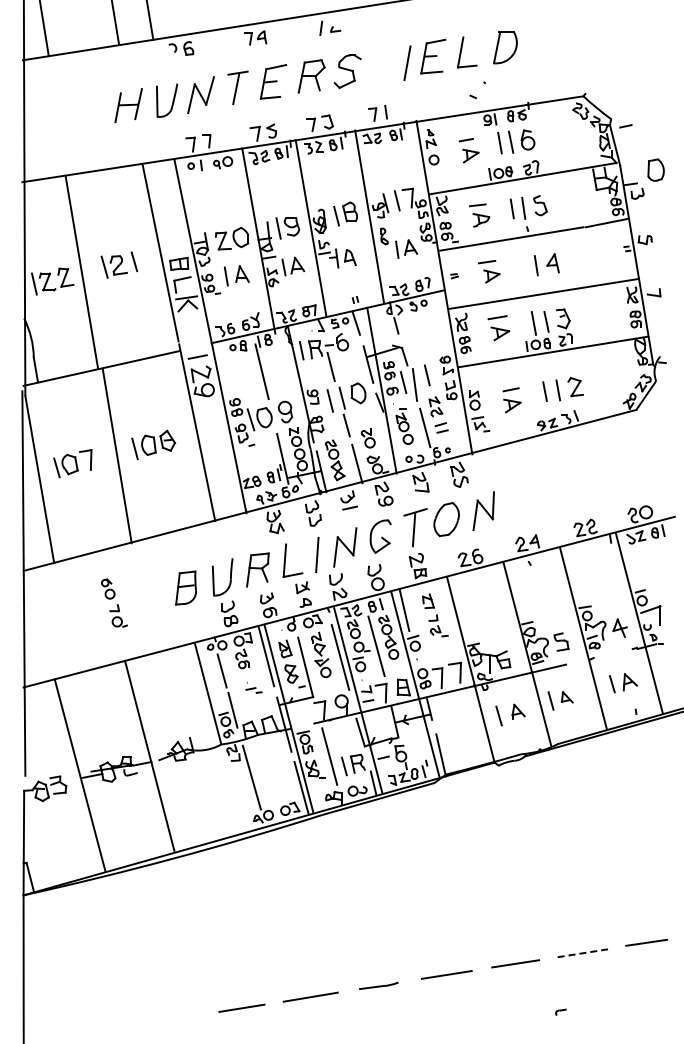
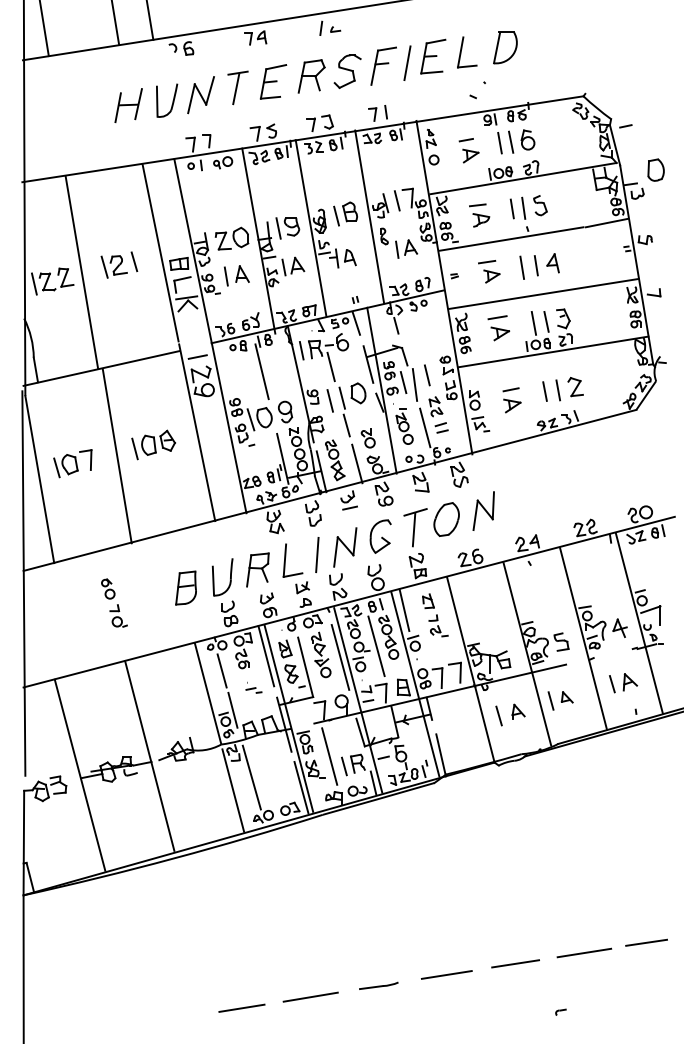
part: none -> present (383, 65)
line: none -> present (521, 267)
line: none -> present (233, 790)
line: dashed -> solid (584, 952)
